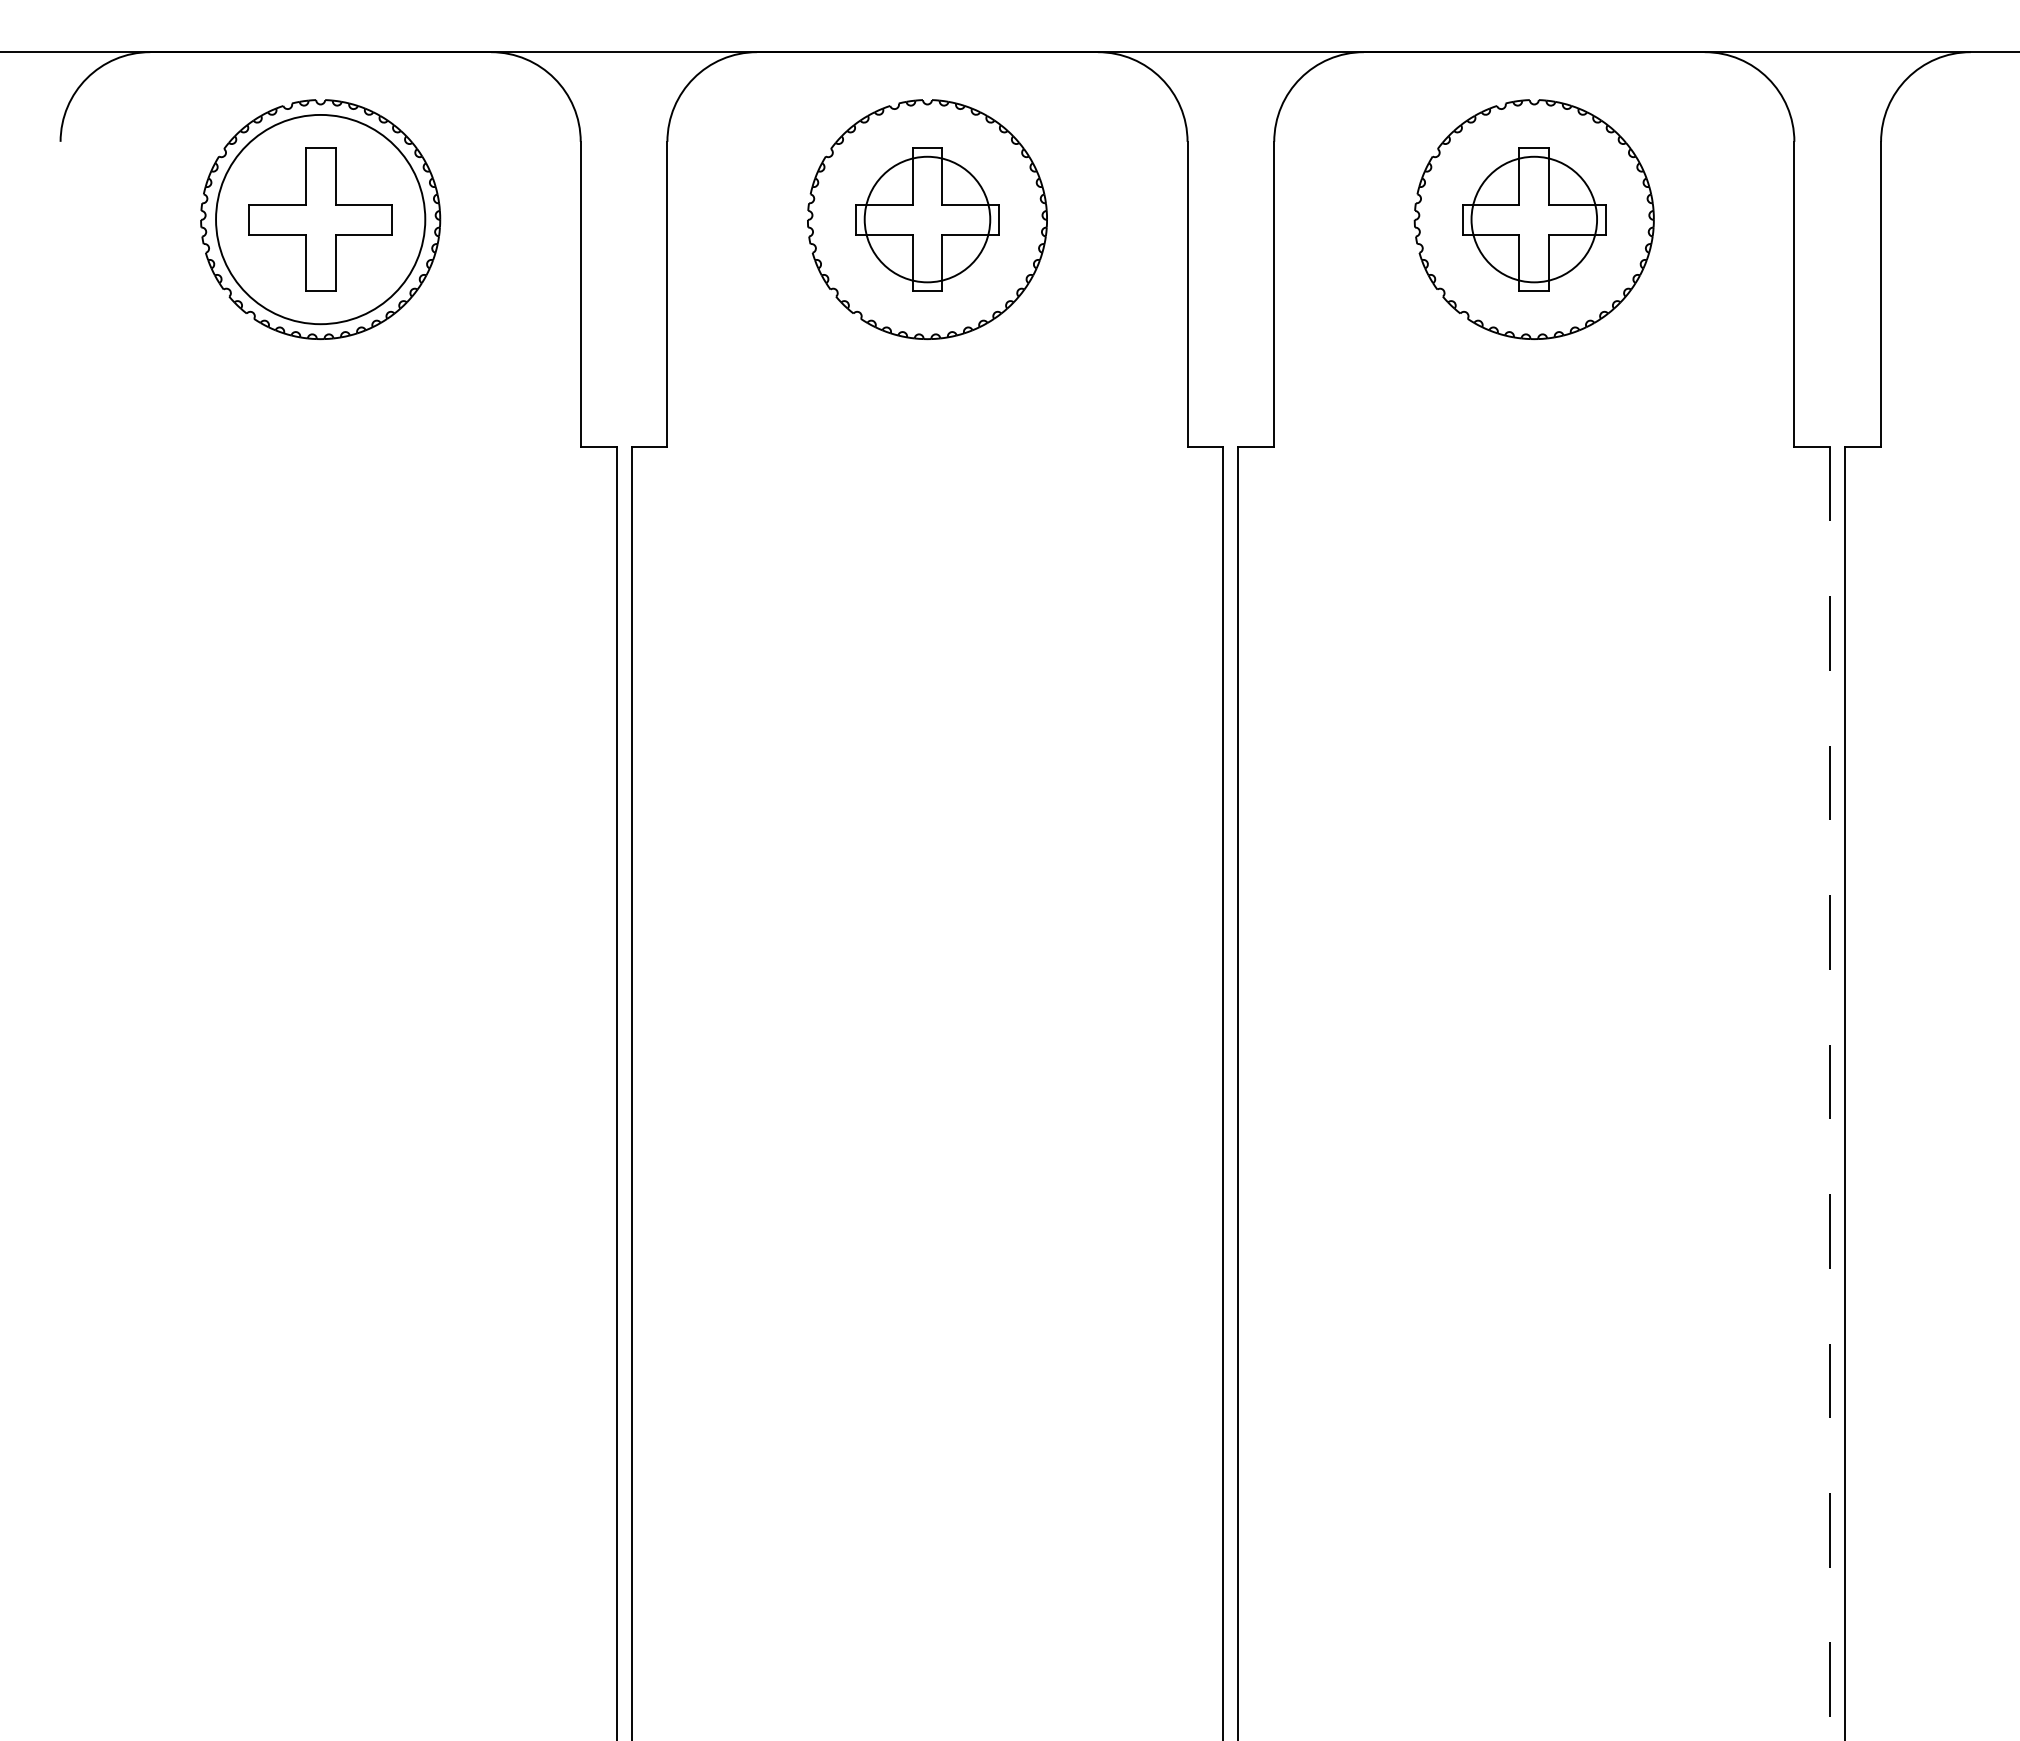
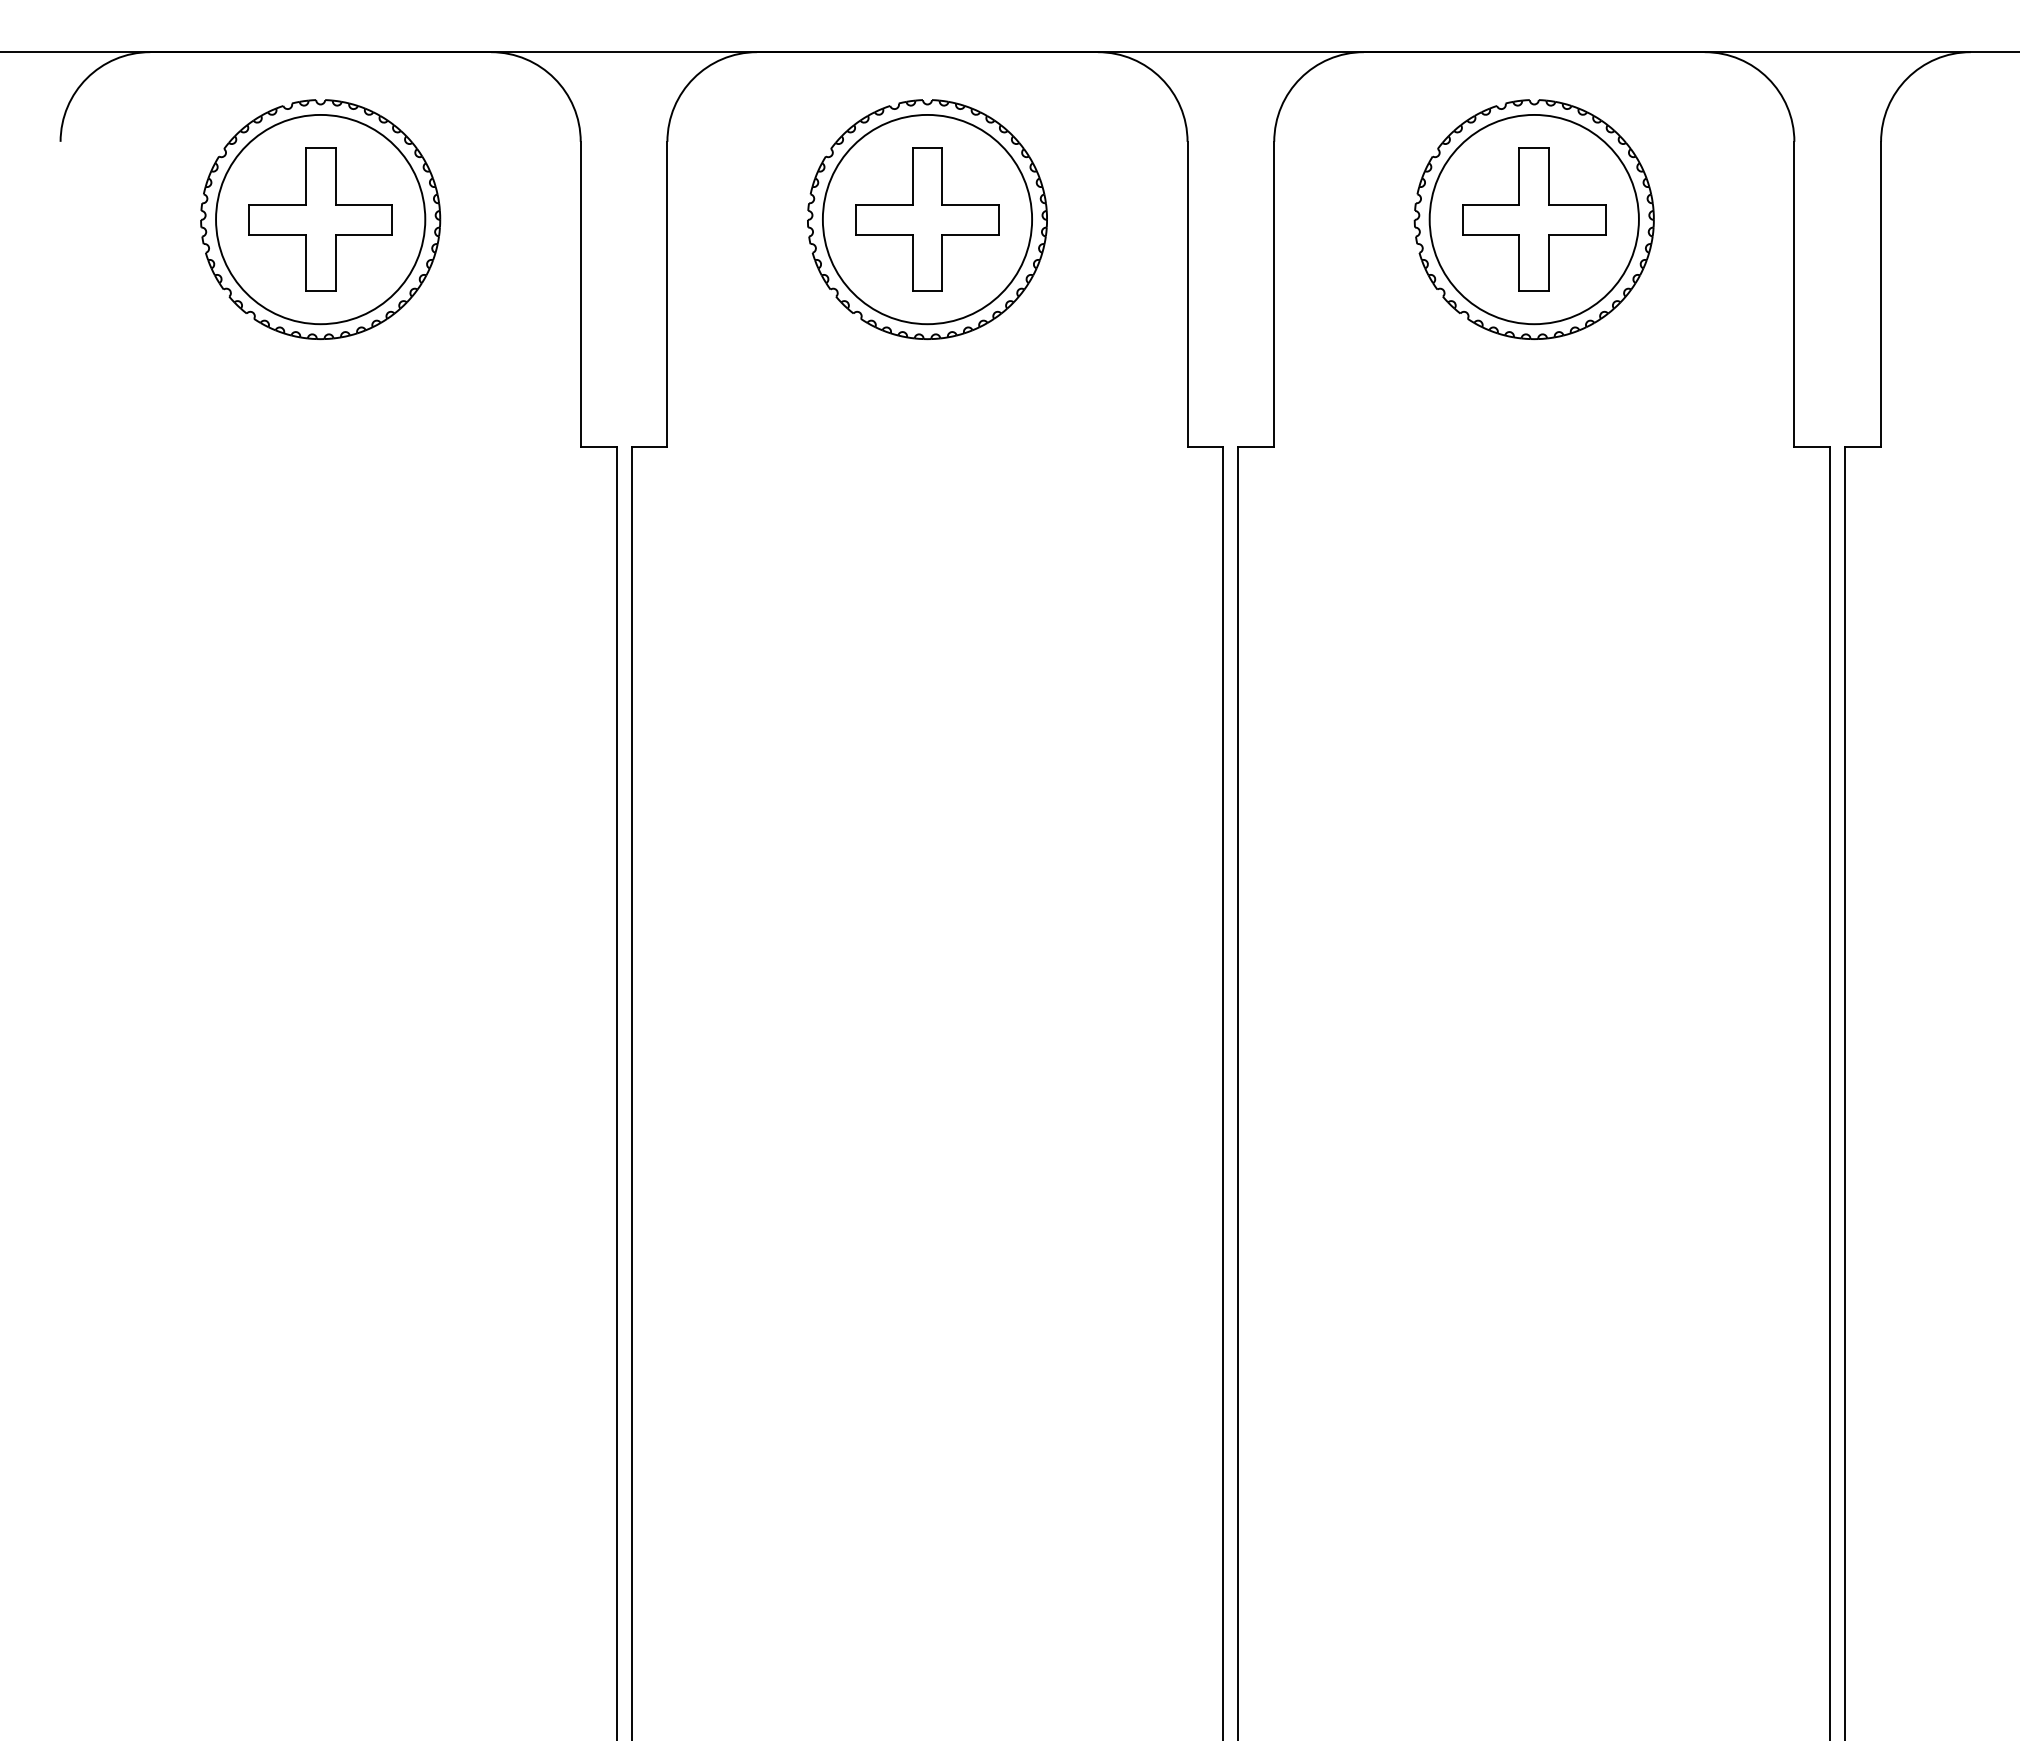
circle diameter: 126 px -> 209 px (927, 219)
circle diameter: 126 px -> 209 px (1533, 219)
line: dashed -> solid (1830, 1093)
